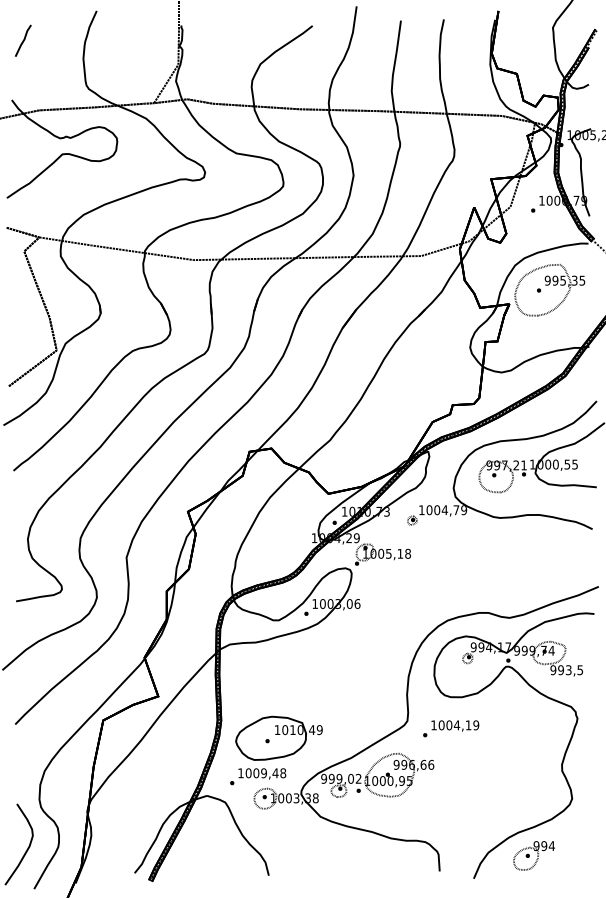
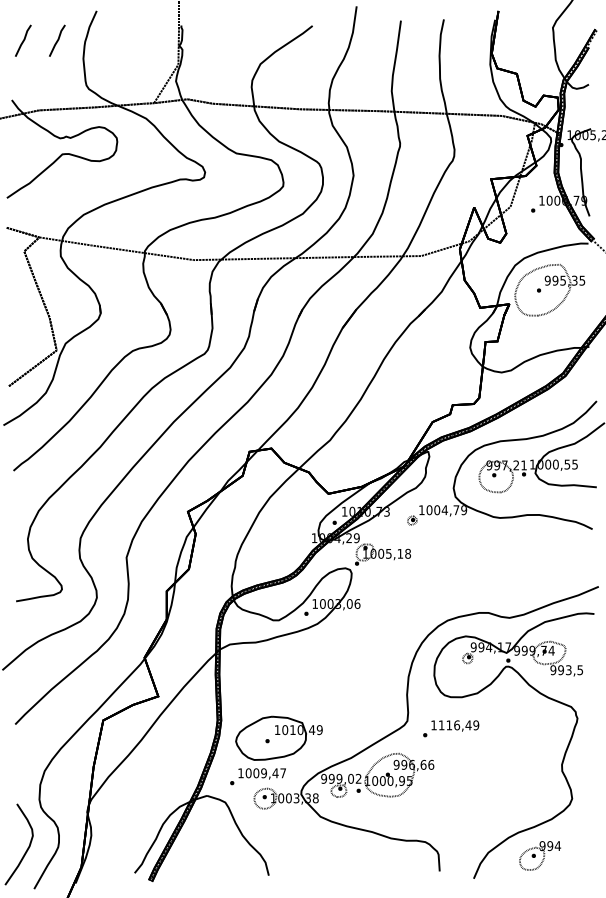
line: none -> present (57, 40)
text: 1004,19 -> 1116,49 (454, 725)
text: 1009,48 -> 1009,47 (283, 773)
part position: (534, 855) -> (540, 855) (540, 855)
